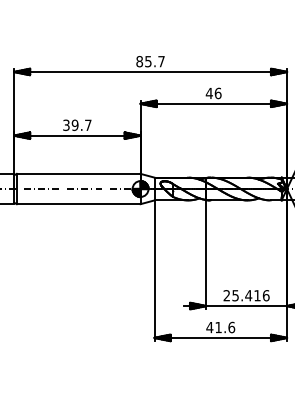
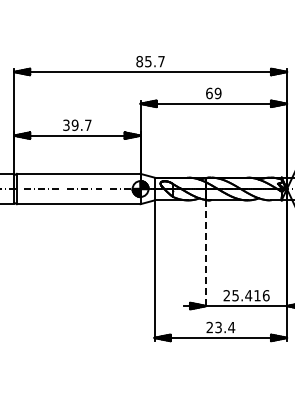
text: 46 -> 69 (213, 93)
line: solid -> dashed (206, 255)
text: 41.6 -> 23.4 (220, 327)
